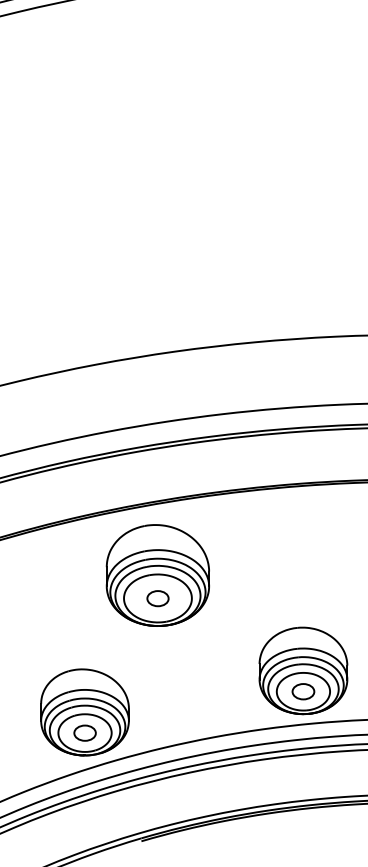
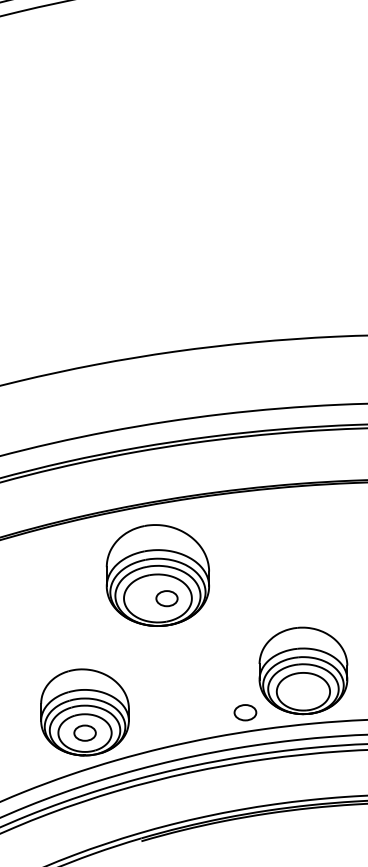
part position: (157, 598) -> (166, 598) (166, 598)
part position: (303, 691) -> (245, 712) (245, 712)
